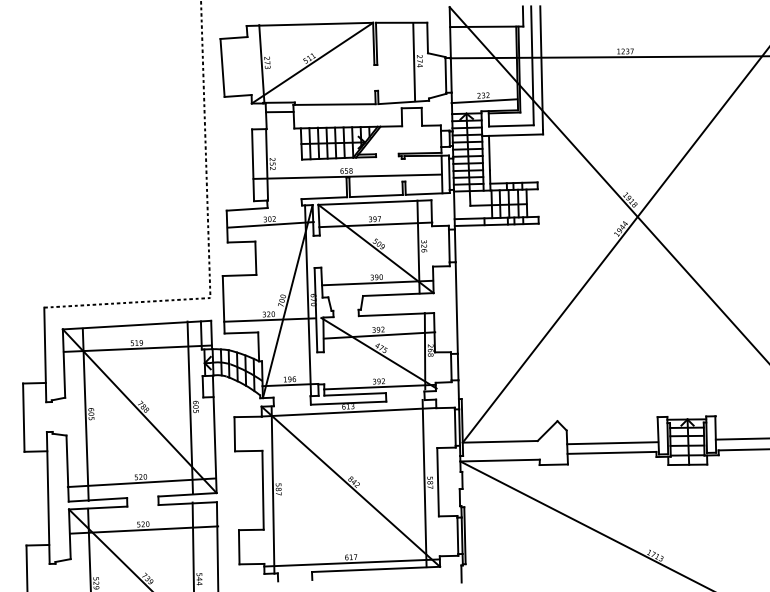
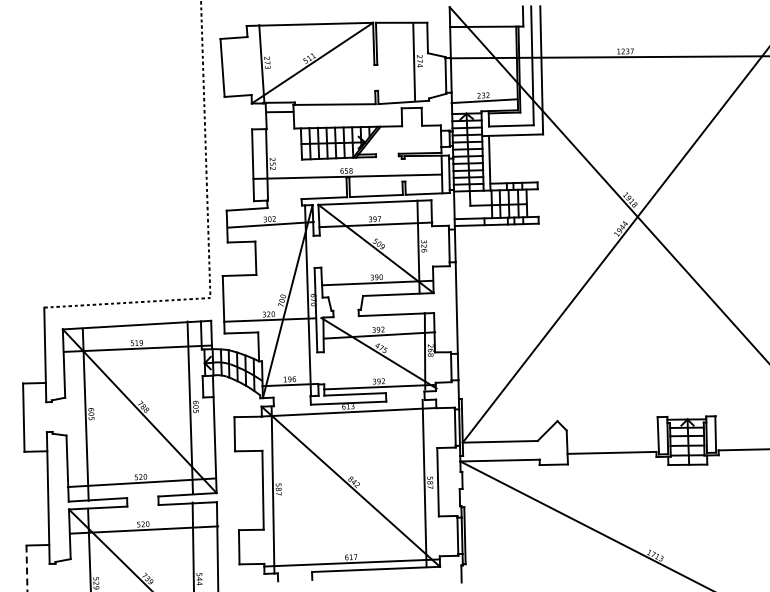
line: present -> none (740, 438)
line: present -> none (612, 443)
line: solid -> dashed (26, 568)
